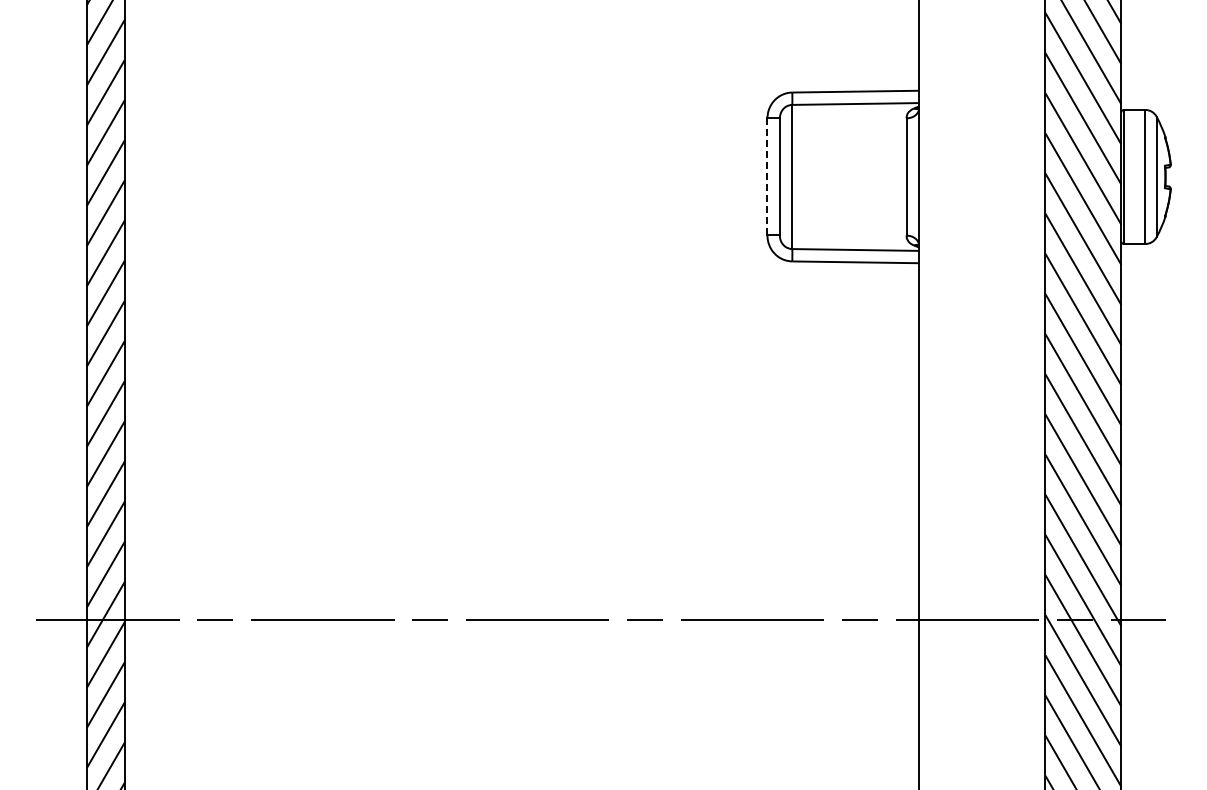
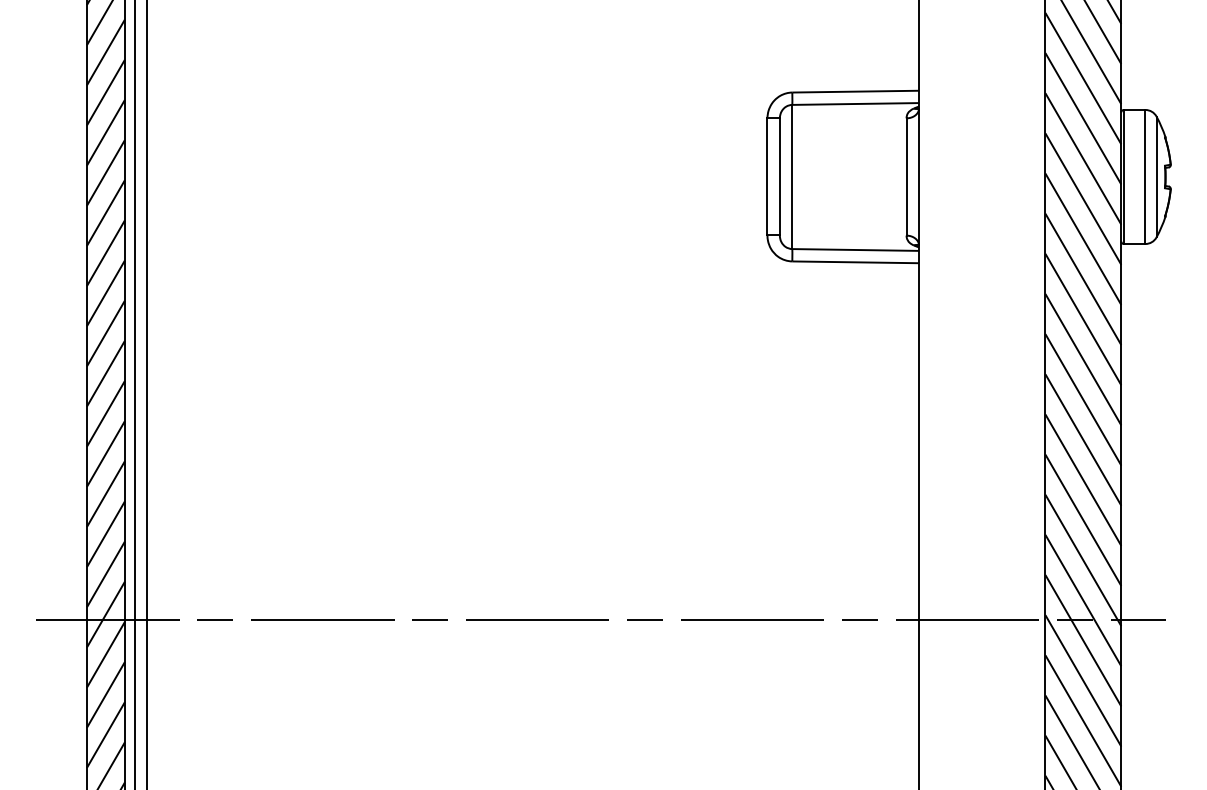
line: dashed -> solid (767, 177)
line: none -> present (134, 394)
line: none -> present (147, 394)
